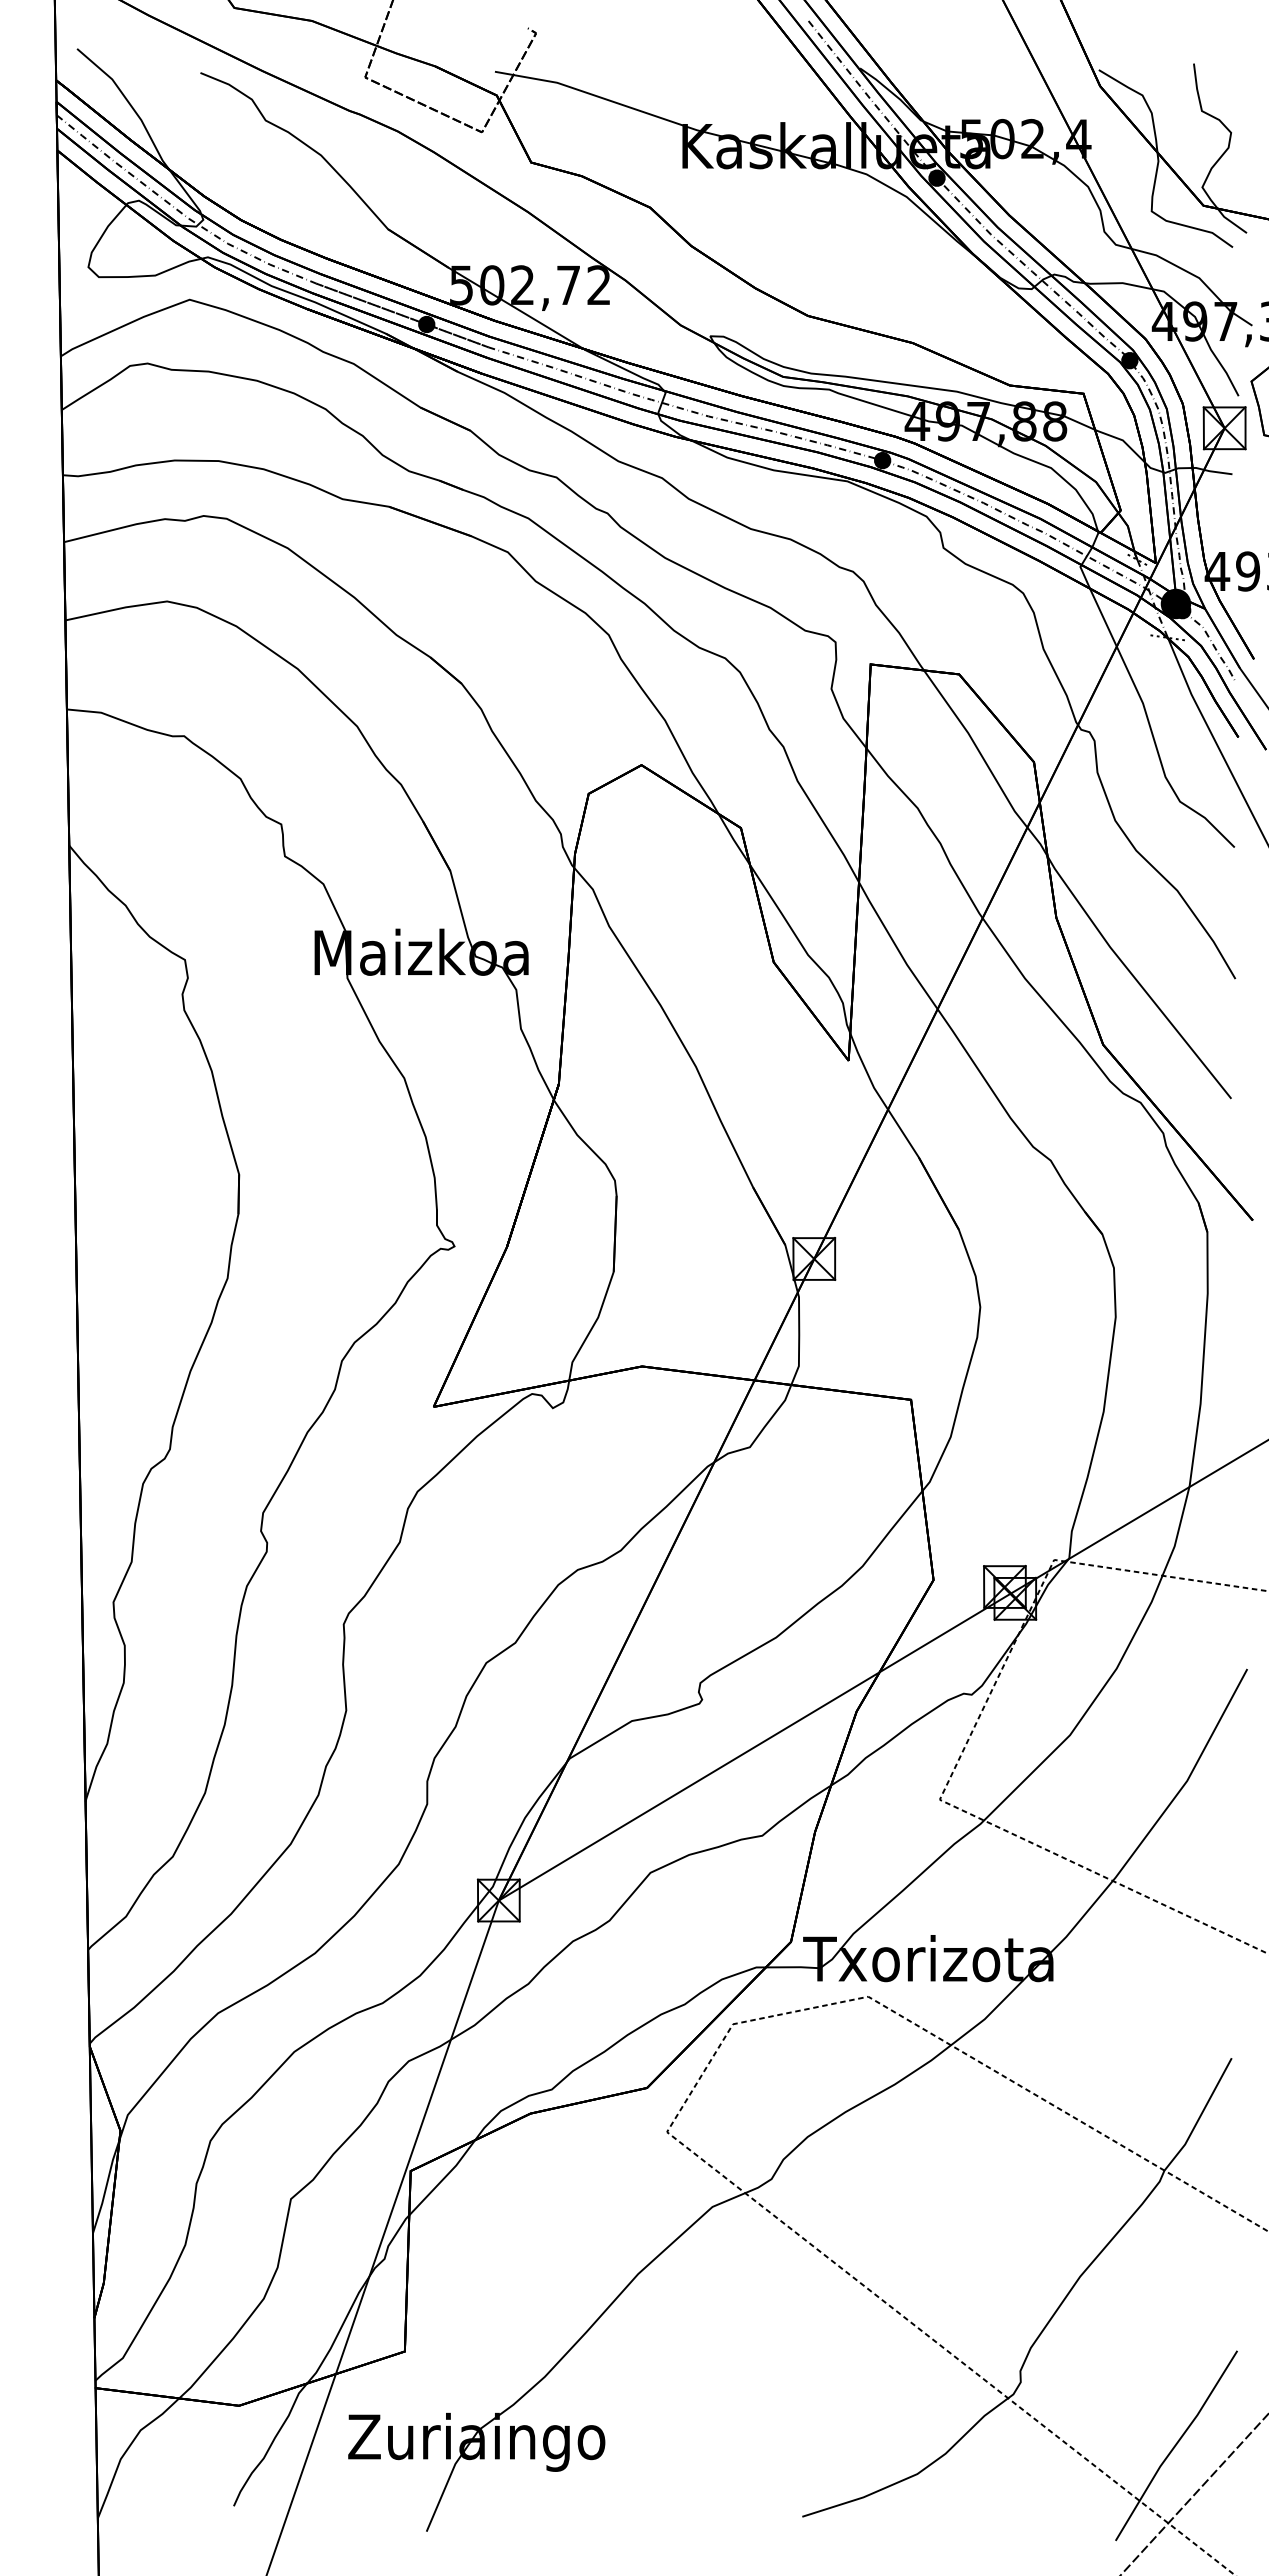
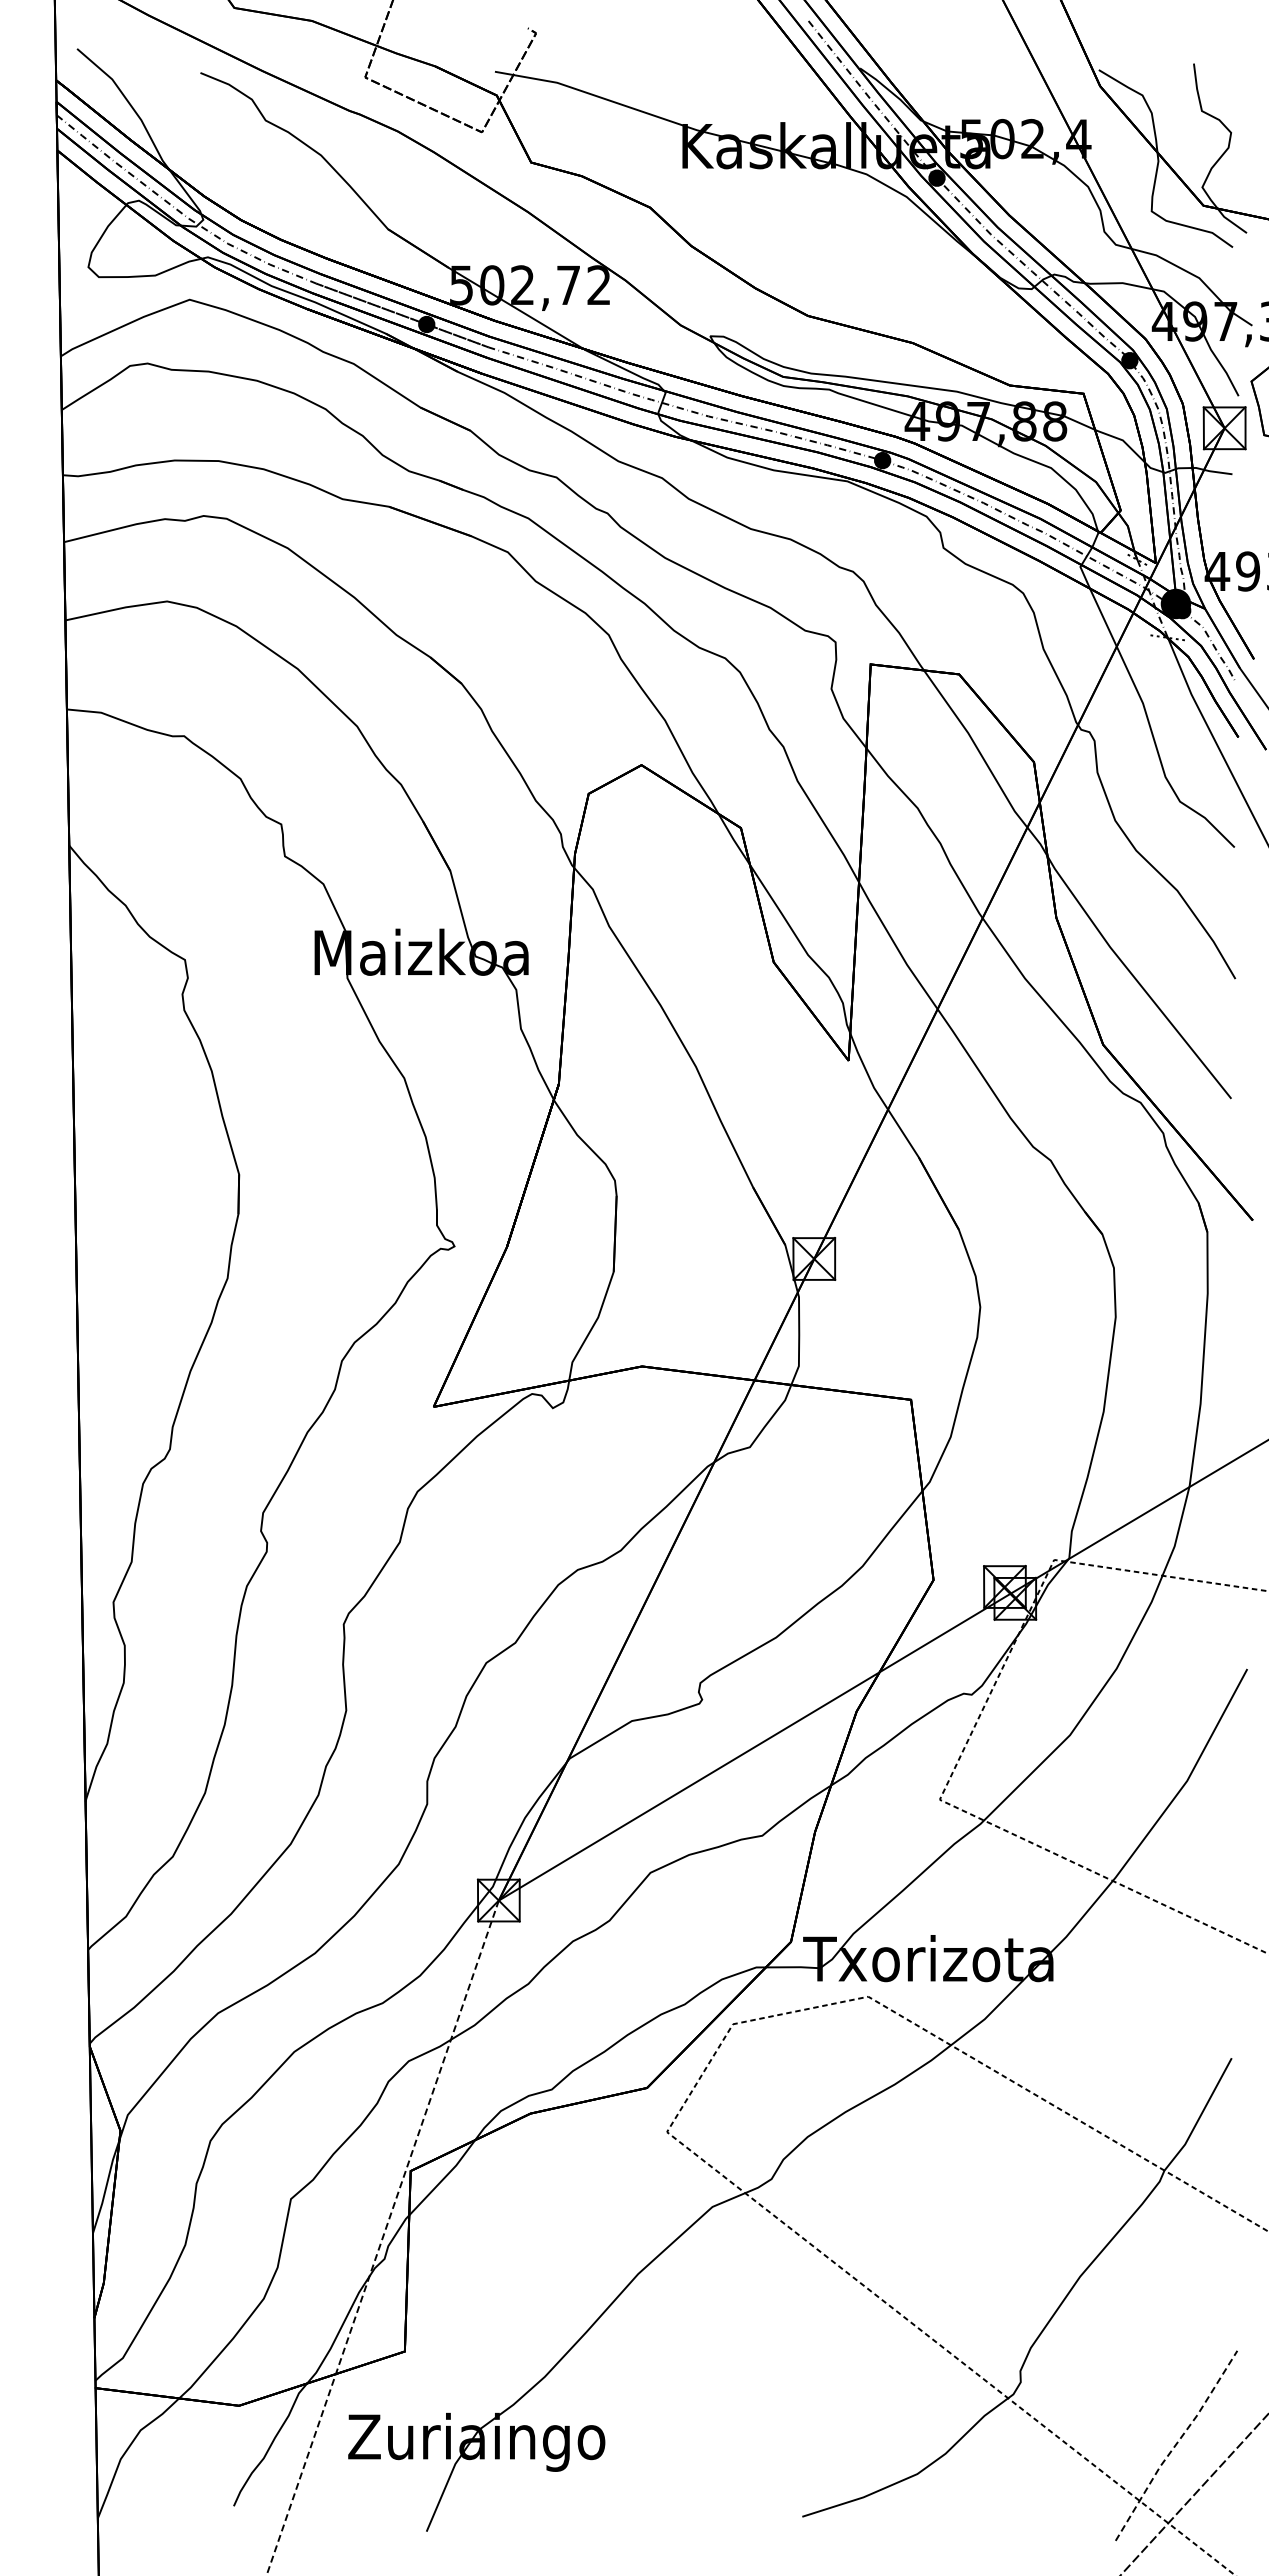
line: solid -> dashed (382, 2238)
line: solid -> dashed (1175, 2444)
